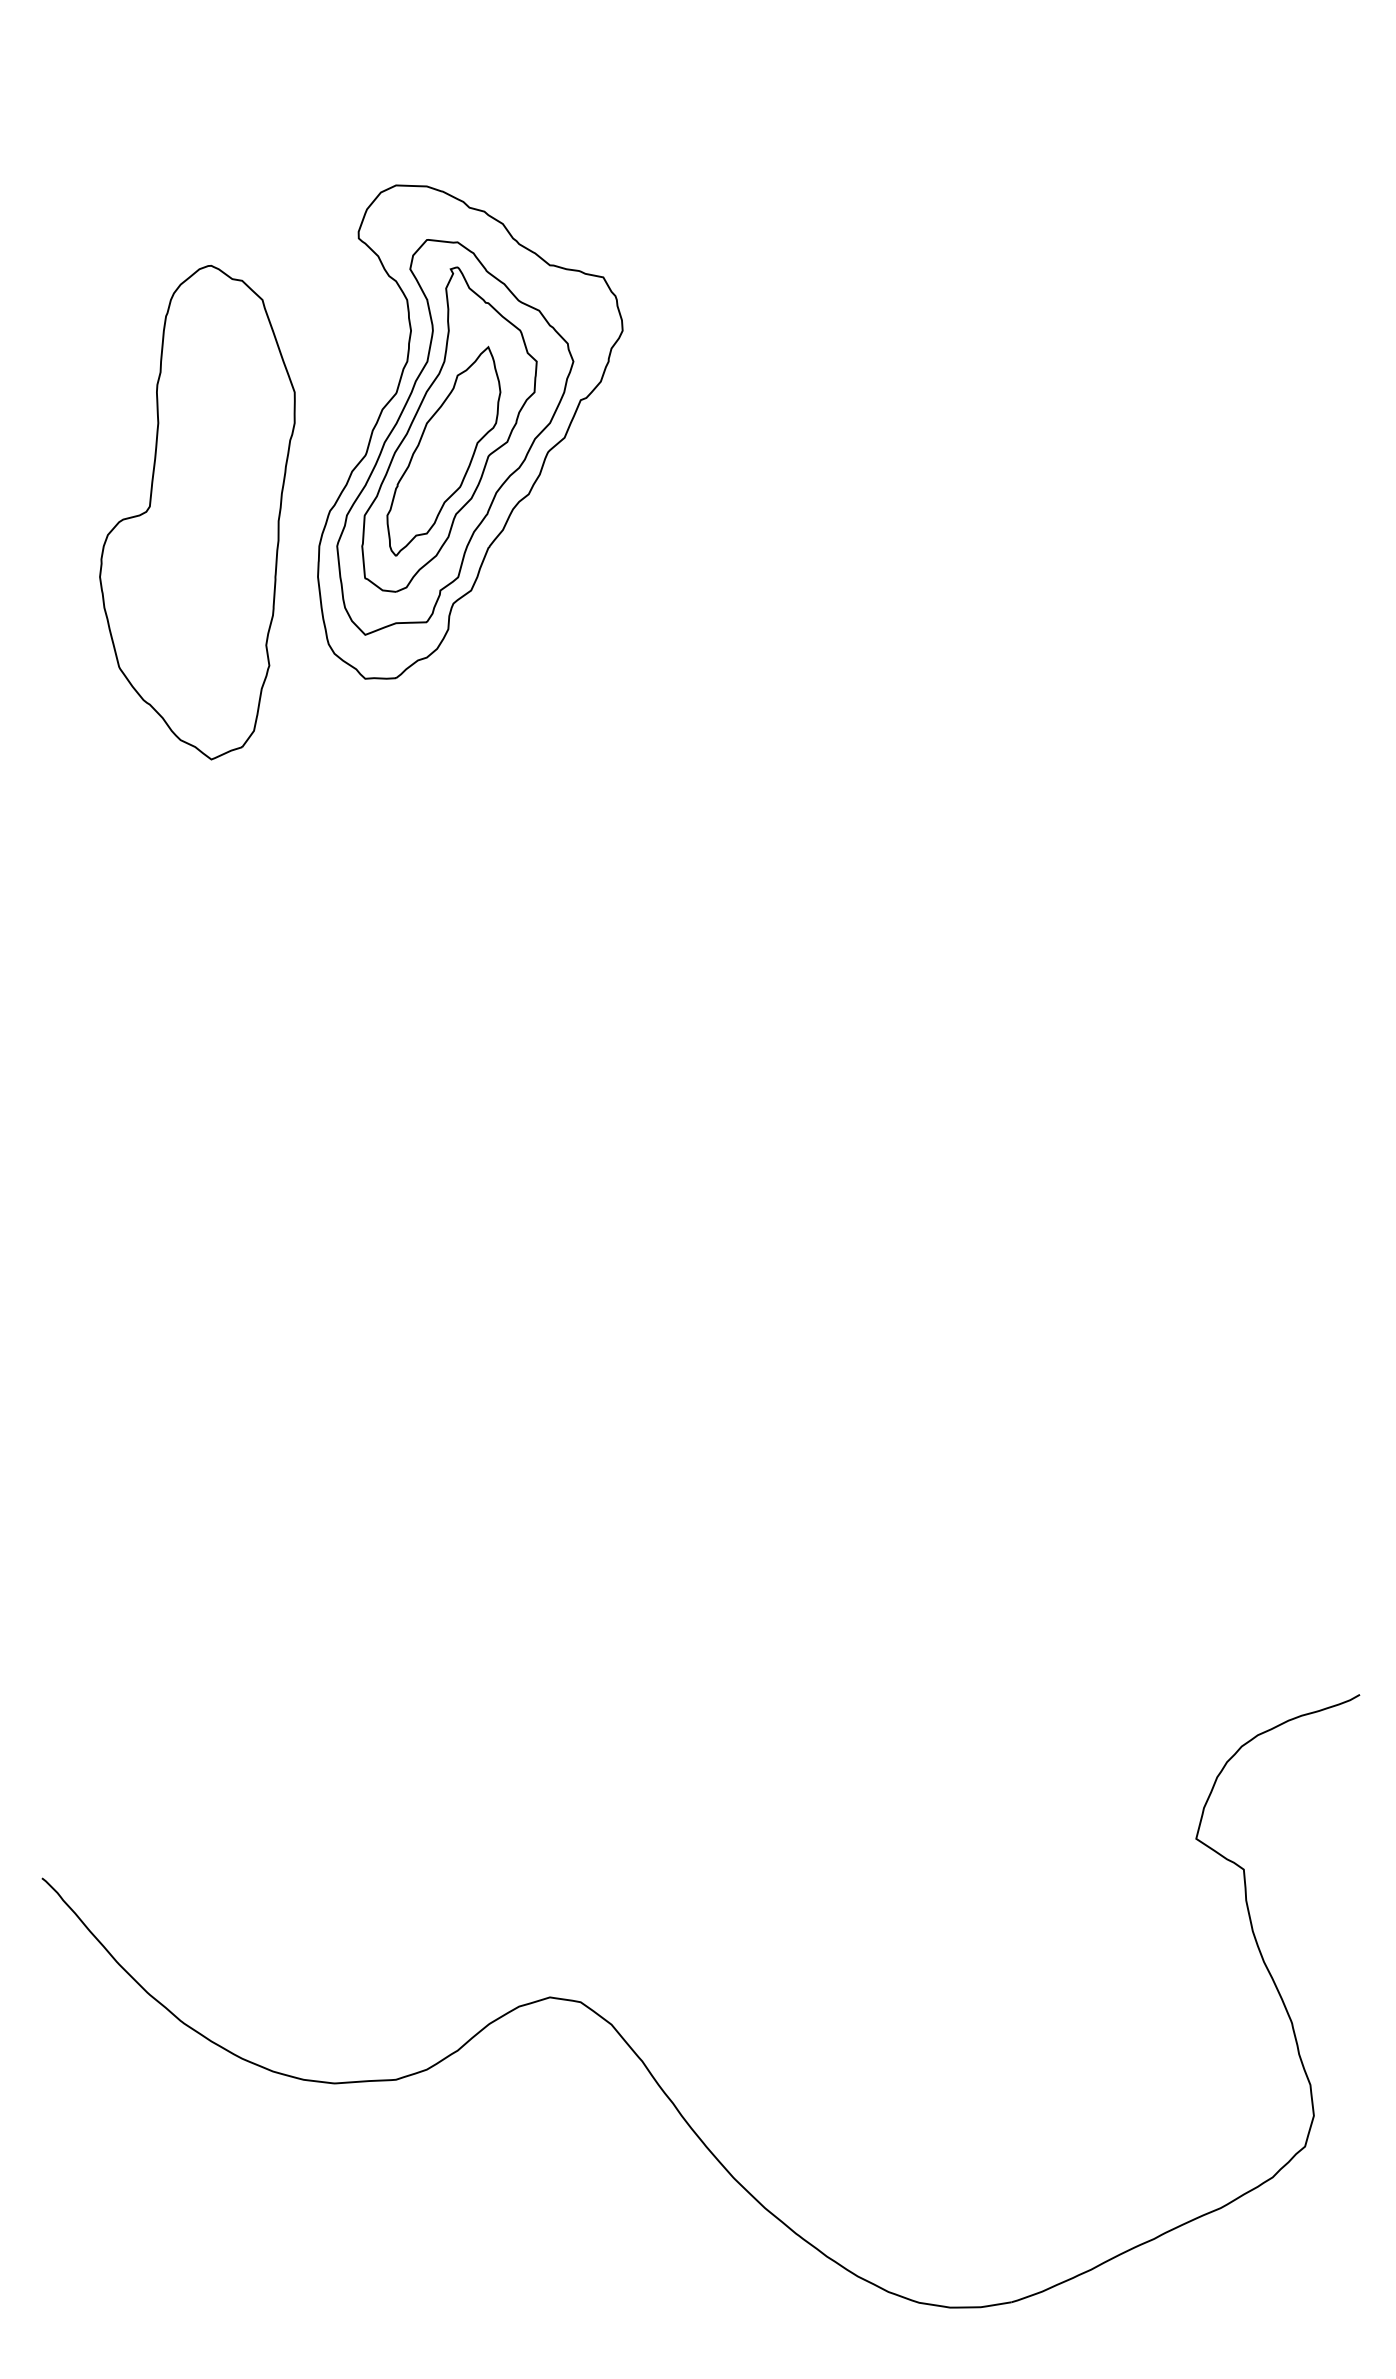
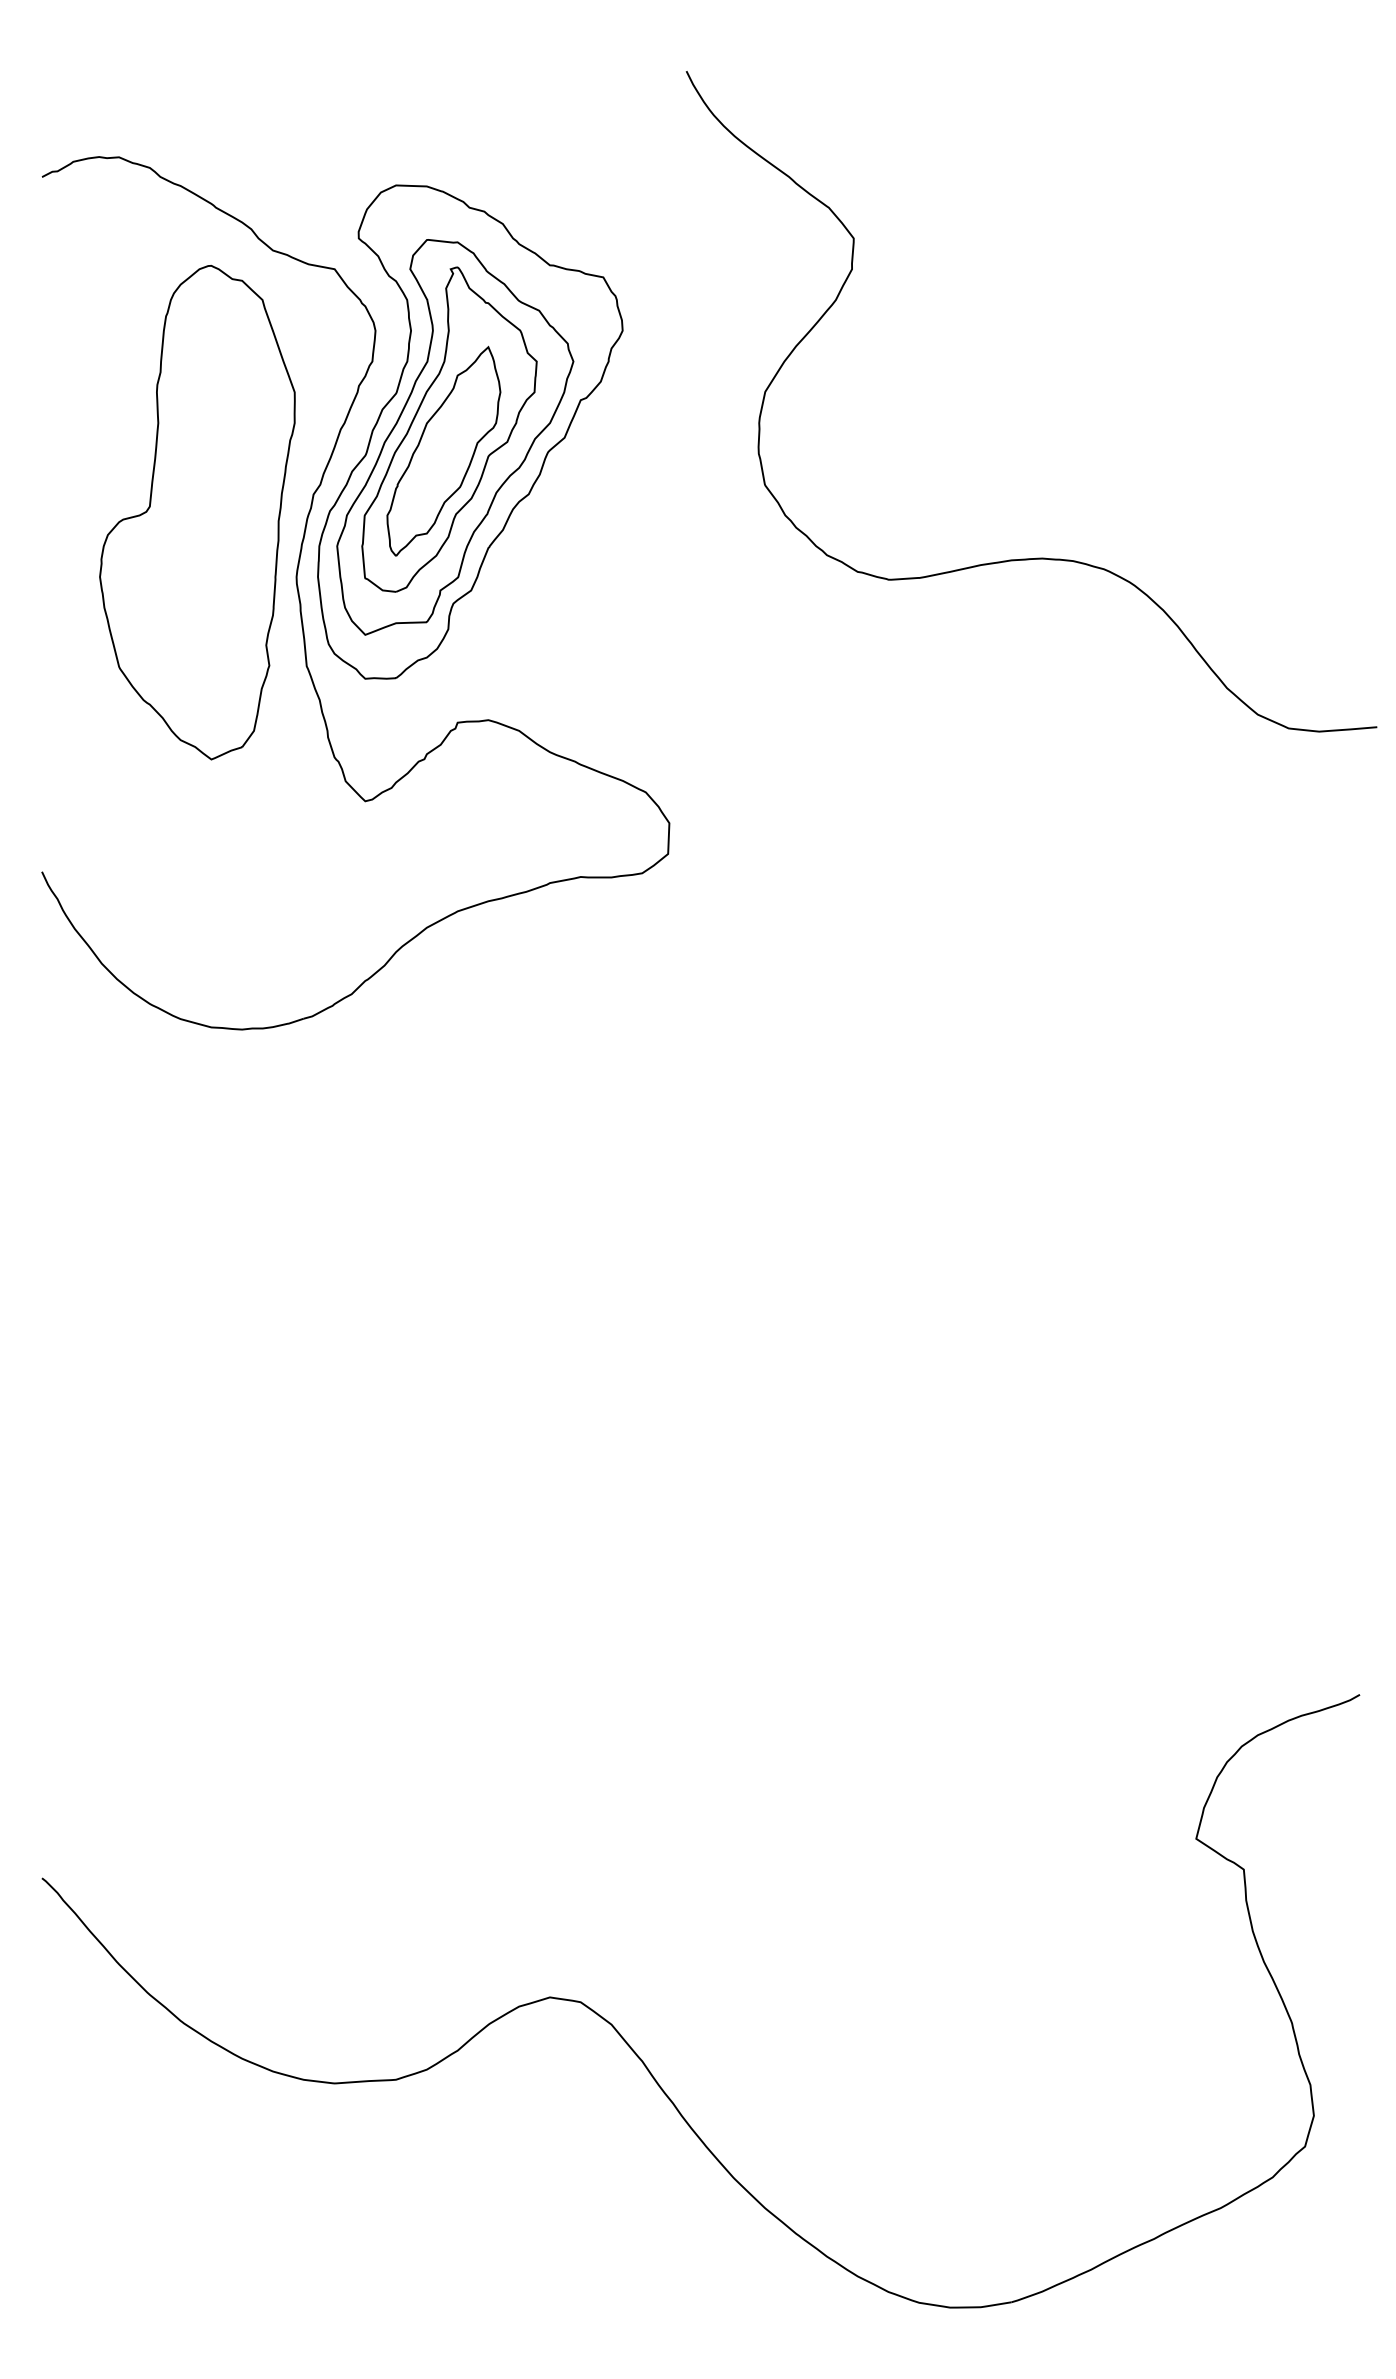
curve: none -> present (1036, 557)
part: none -> present (301, 603)
